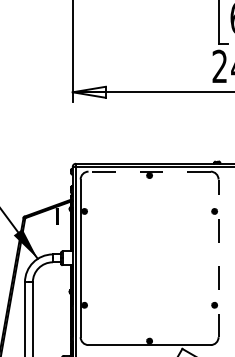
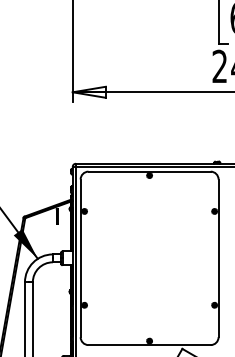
line: dashed -> solid (149, 171)
line: dashed -> solid (218, 258)
